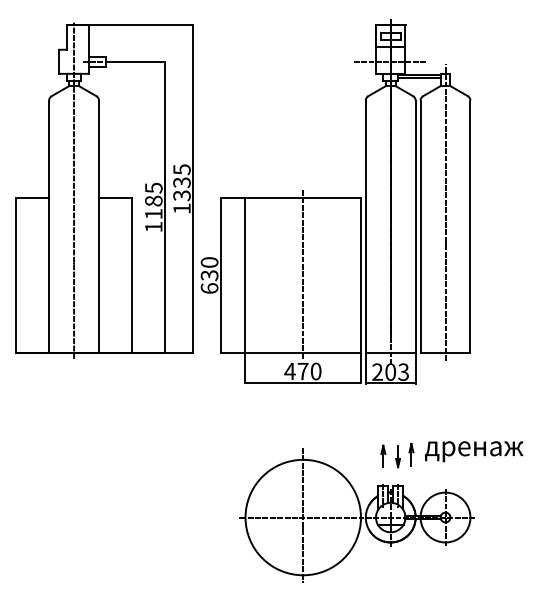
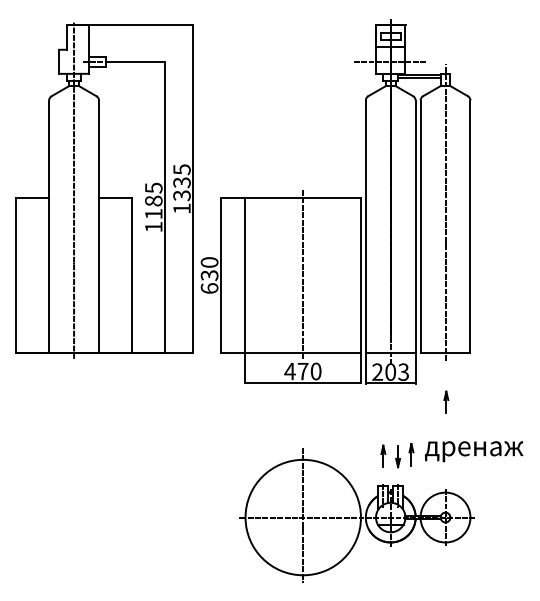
part: none -> present (446, 401)
